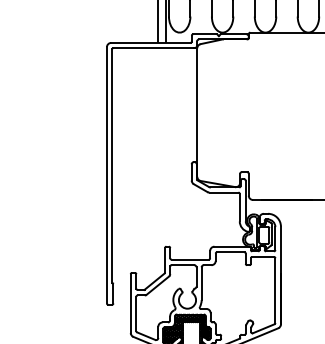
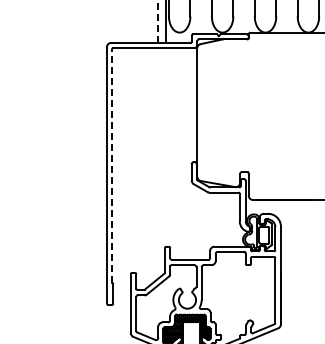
line: solid -> dashed (157, 21)
line: solid -> dashed (112, 166)
